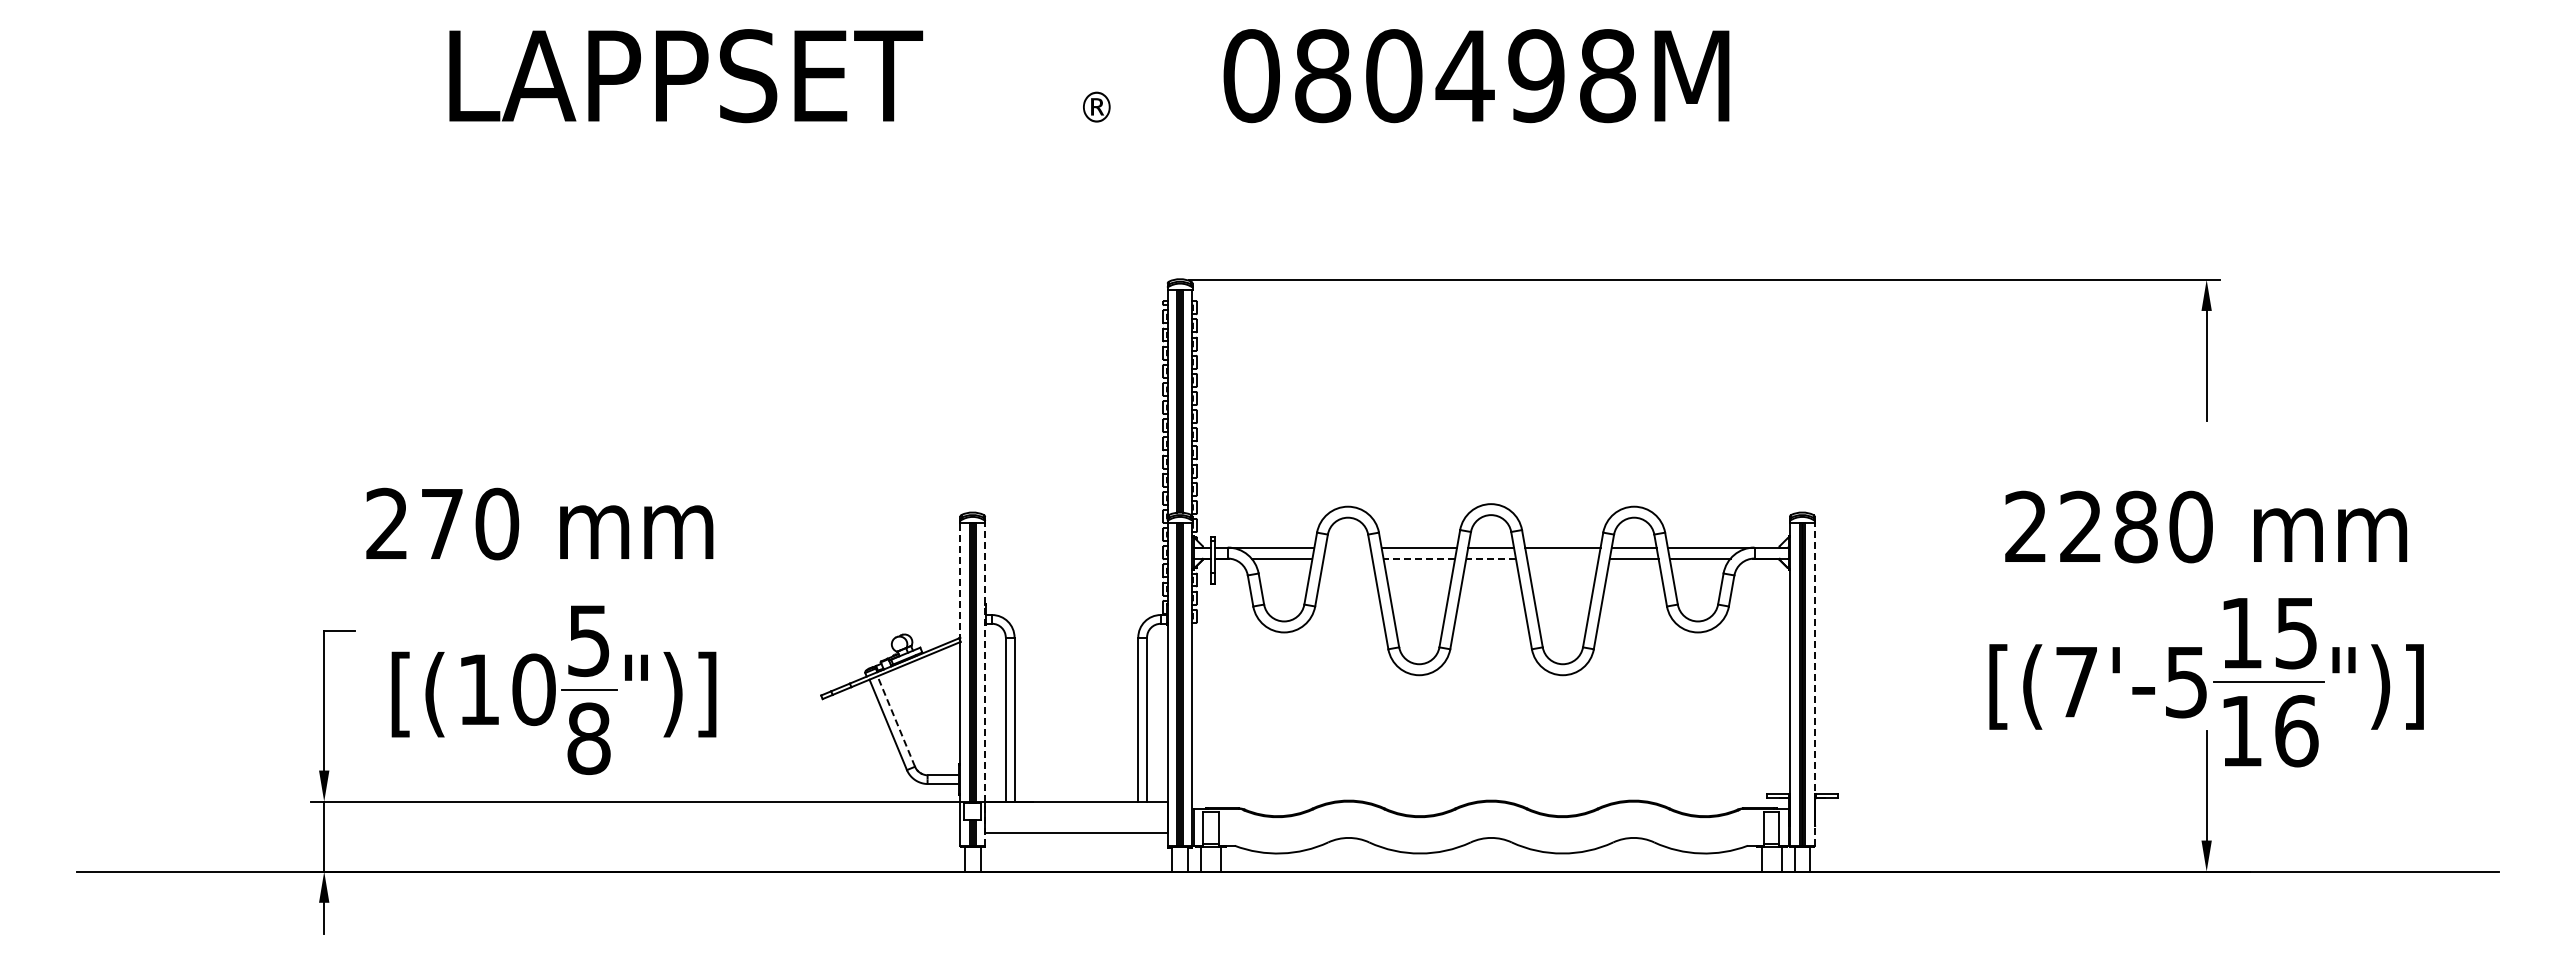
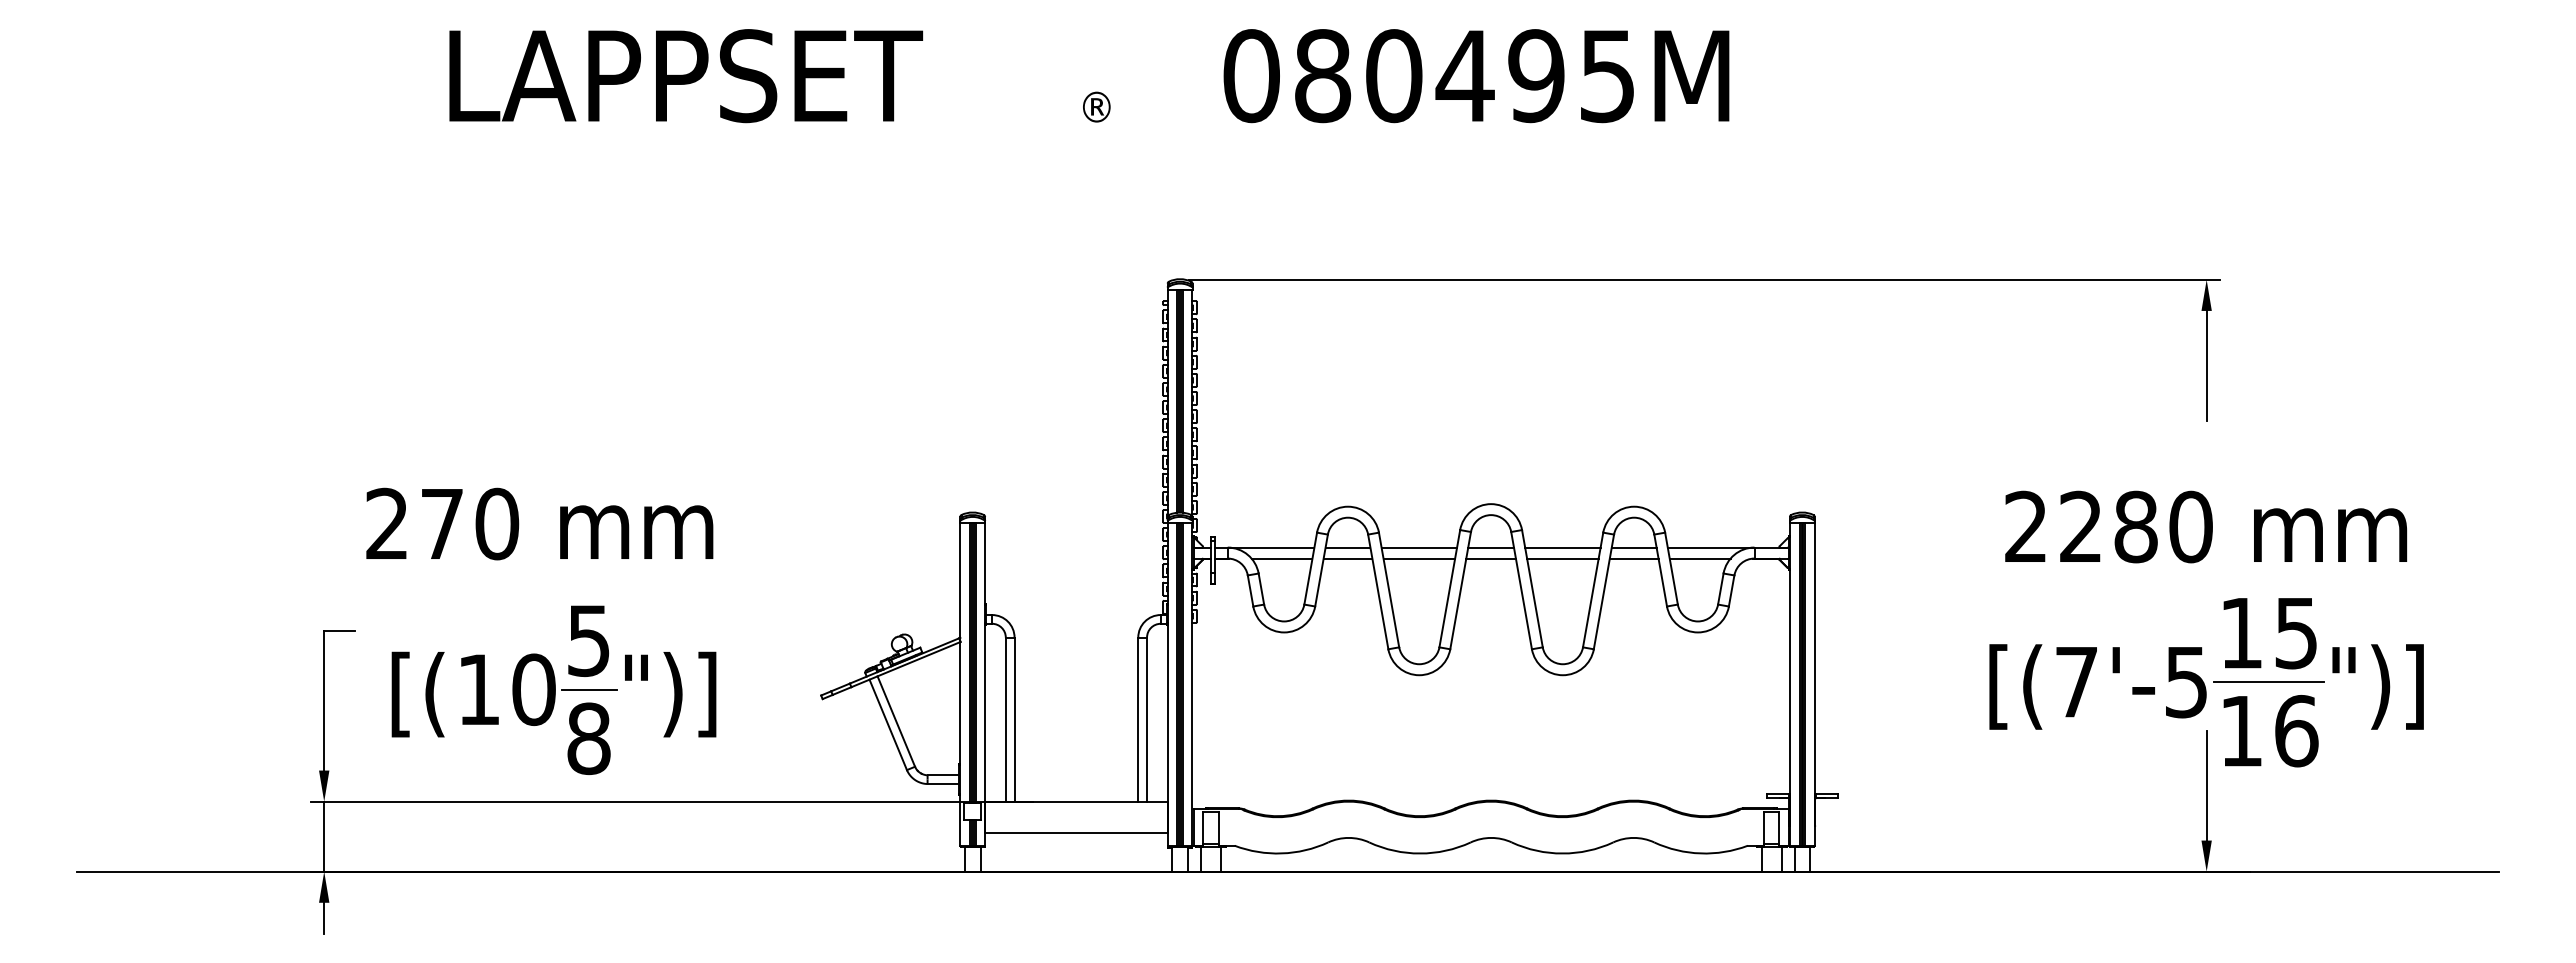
text: 080498M -> 080495M (1607, 76)
line: none -> present (1347, 547)
line: none -> present (1347, 558)
line: dashed -> solid (1419, 558)
line: dashed -> solid (1491, 558)
line: none -> present (1562, 558)
line: dashed -> solid (960, 581)
line: dashed -> solid (985, 683)
line: dashed -> solid (1814, 683)
line: dashed -> solid (896, 721)
